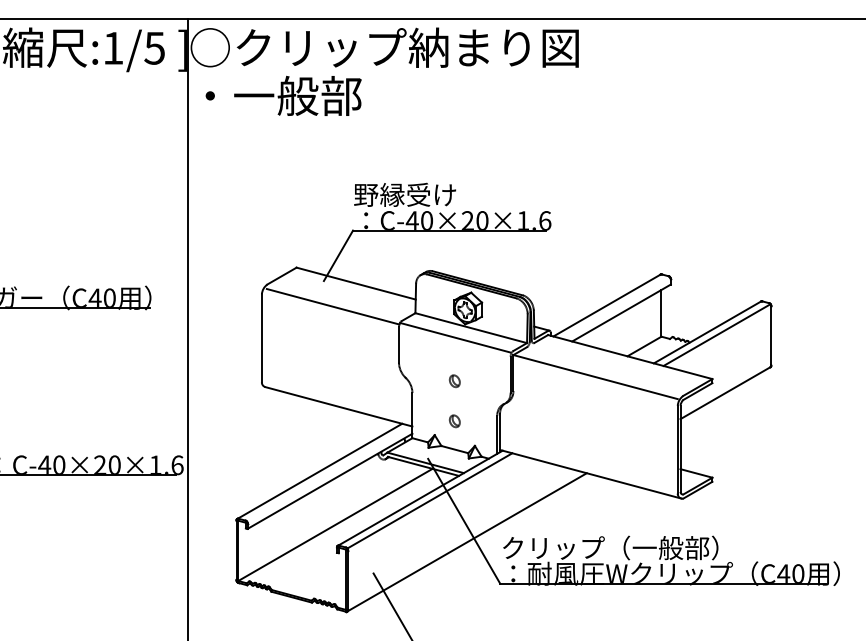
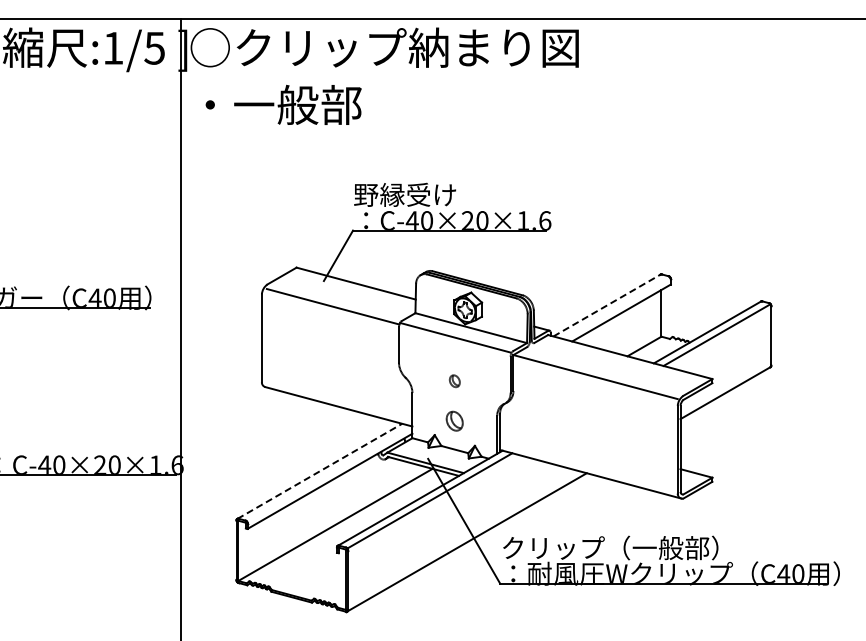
text position: (283, 95) -> (283, 104) (283, 104)
line: solid -> dashed (606, 305)
line position: (188, 328) -> (181, 328) (181, 328)
part size: 12x15 px -> 19x22 px (454, 420)
line: solid -> dashed (320, 471)
line: present -> none (391, 605)
